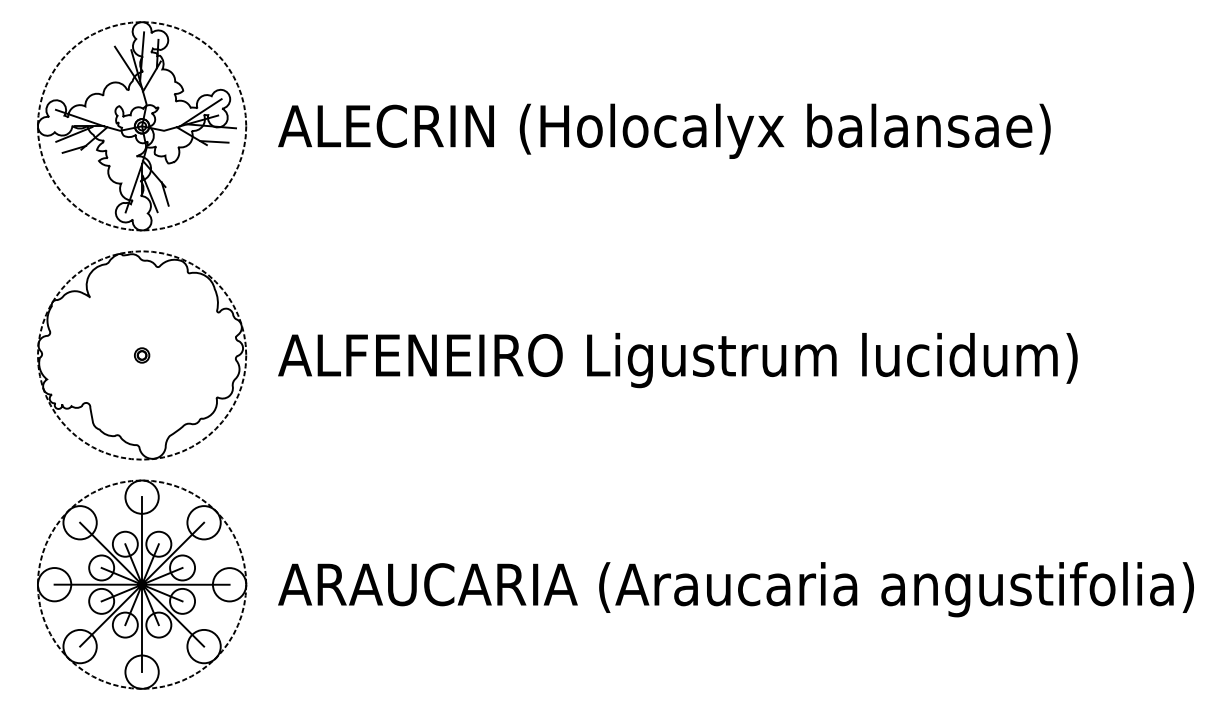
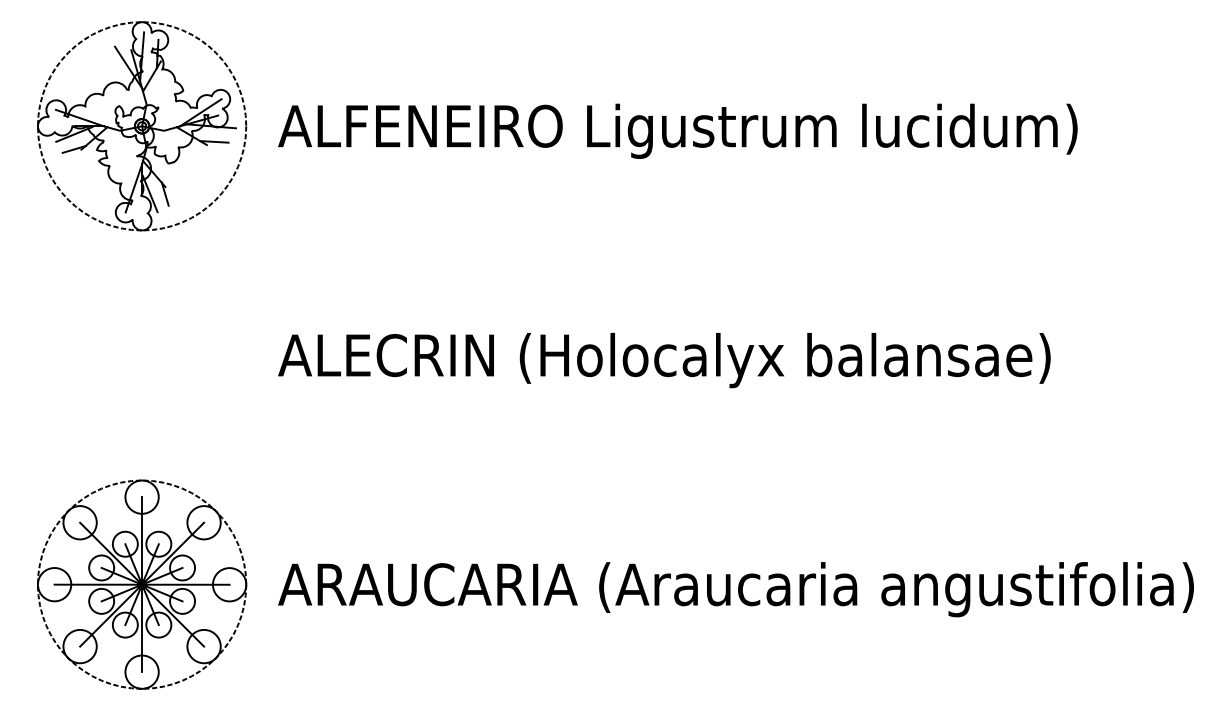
text: ALECRIN (Holocalyx balansae) -> ALFENEIRO Ligustrum lucidum) (714, 130)
part: present -> none (142, 355)
text: ALFENEIRO Ligustrum lucidum) -> ALECRIN (Holocalyx balansae) (714, 360)
